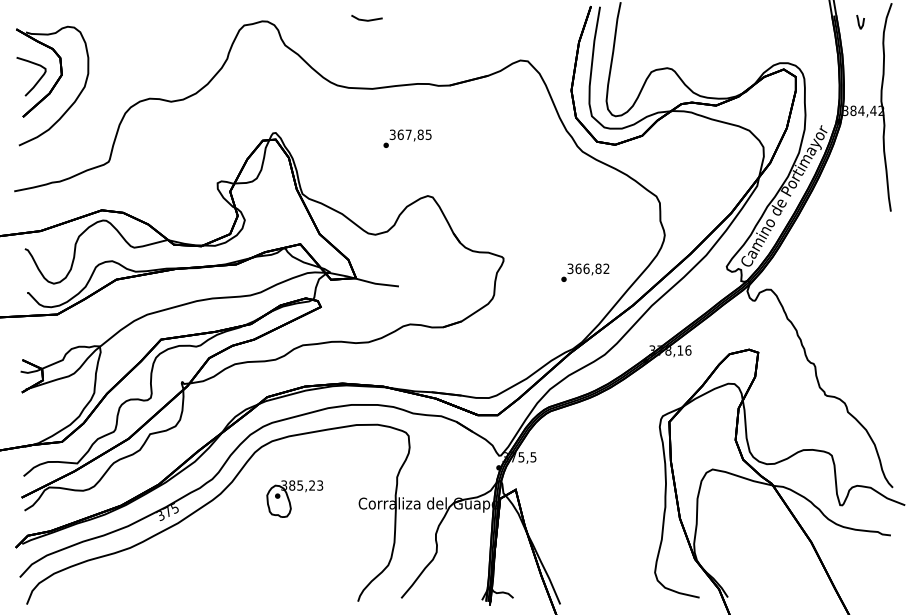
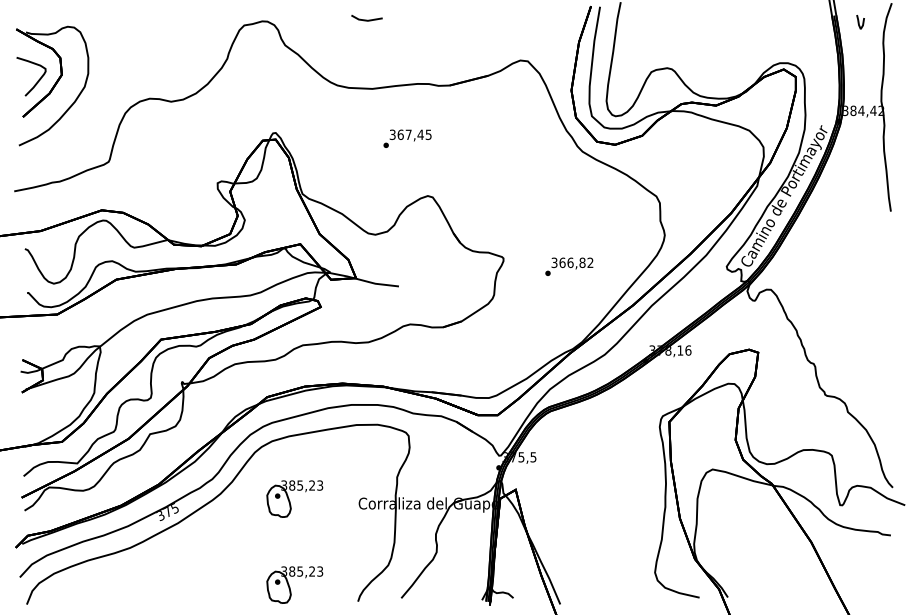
text: 367,85 -> 367,45 (420, 134)
text position: (585, 272) -> (569, 266) (569, 266)
part: none -> present (294, 584)
